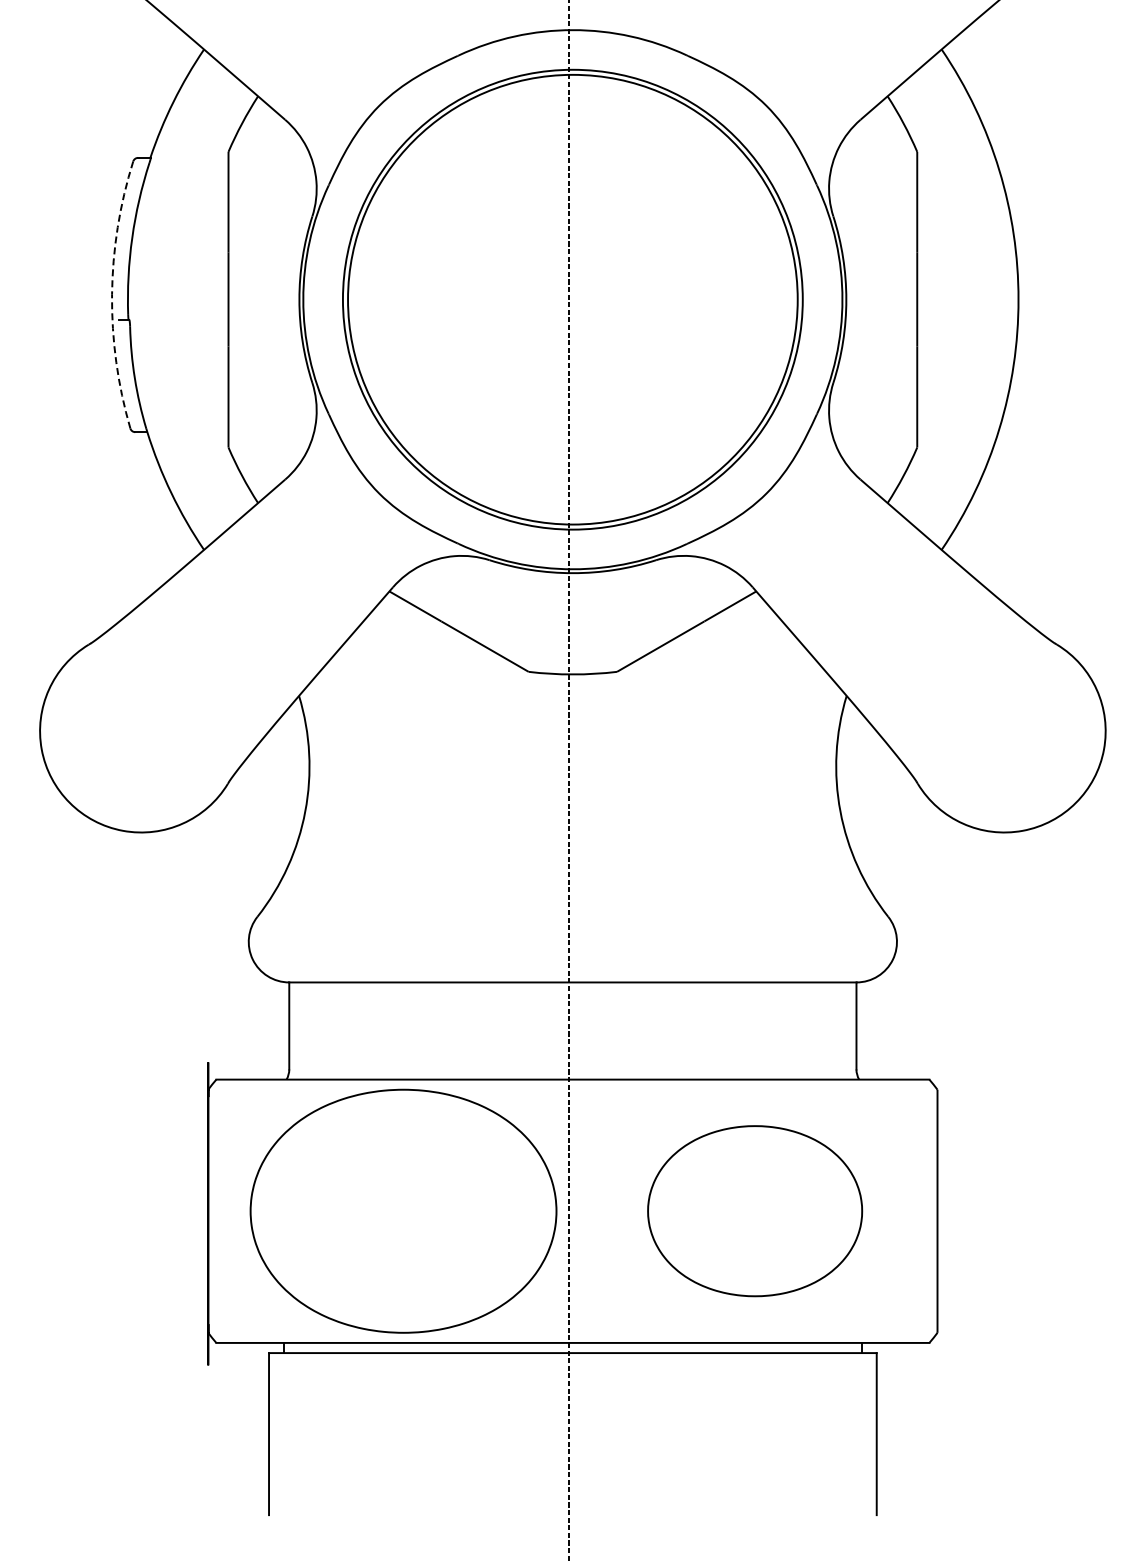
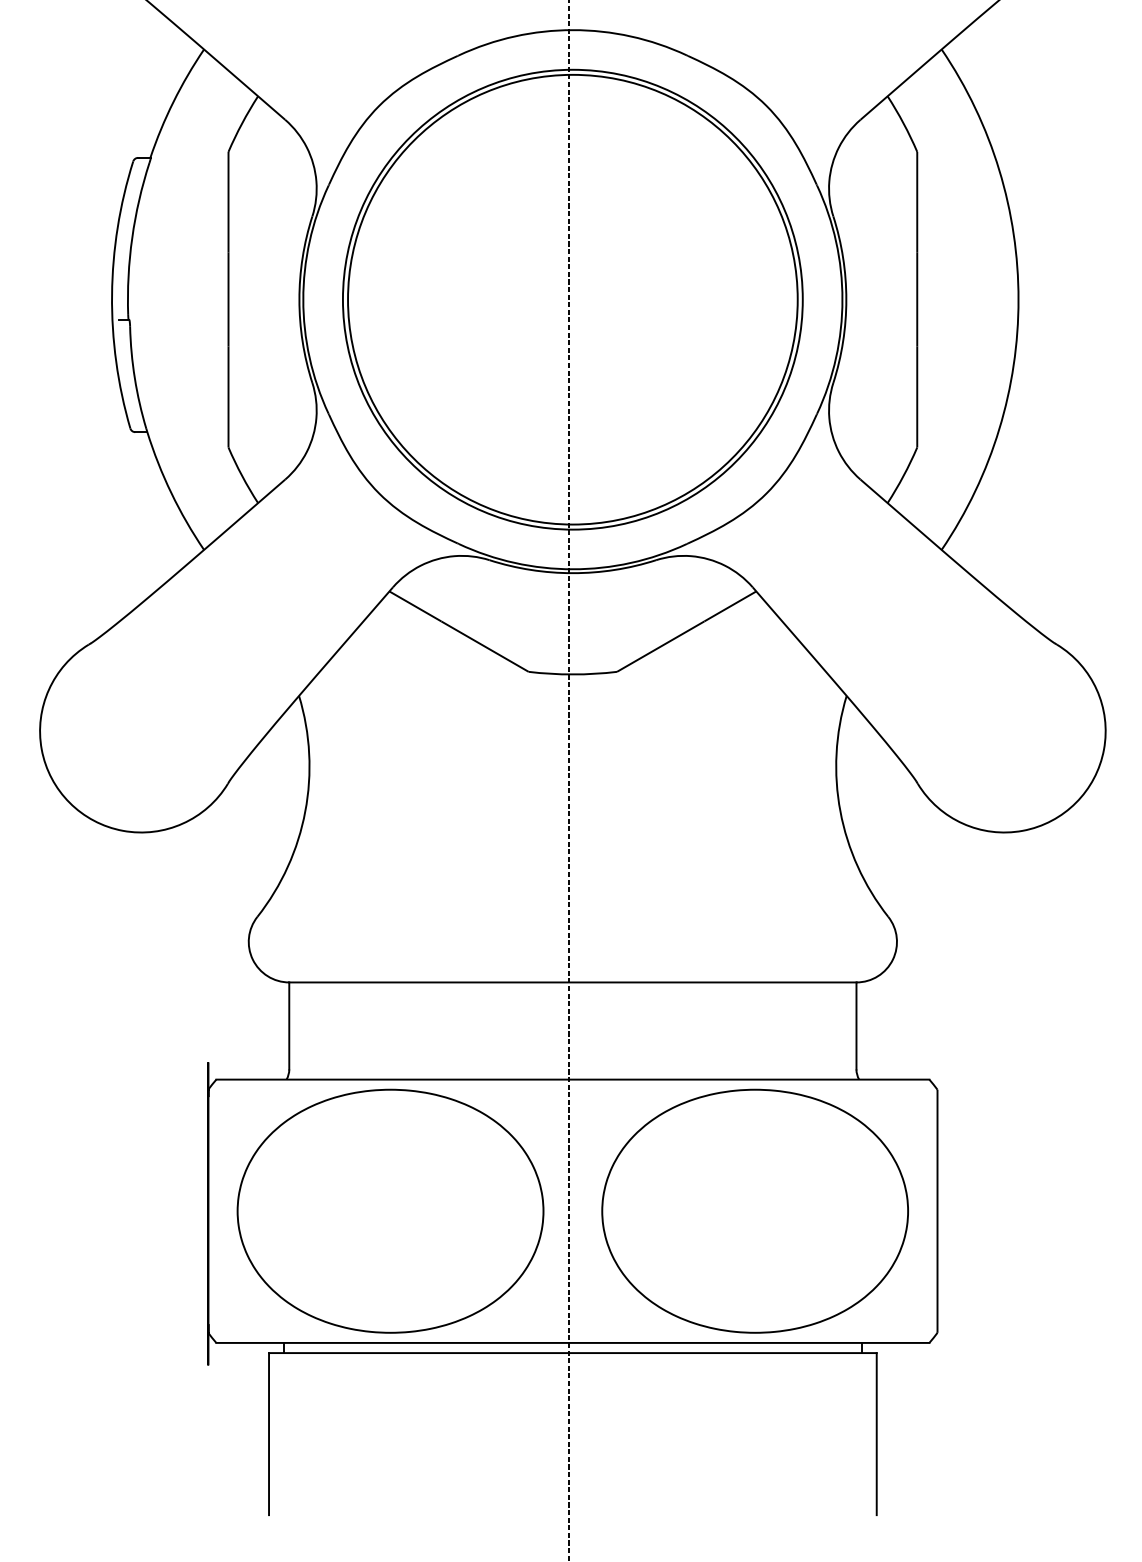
arc: dashed -> solid (112, 294)
part position: (403, 1210) -> (390, 1210) (390, 1210)
part size: 217x173 px -> 308x246 px (754, 1210)
